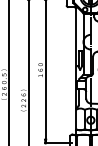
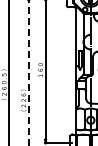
line: solid -> dashed (28, 73)
